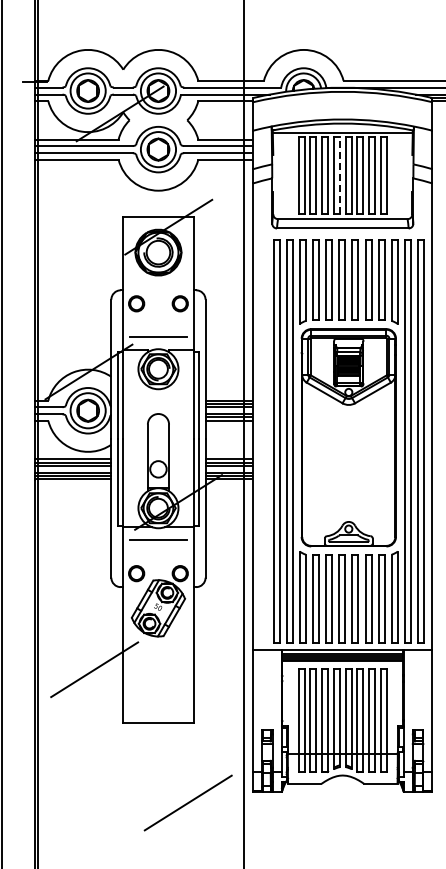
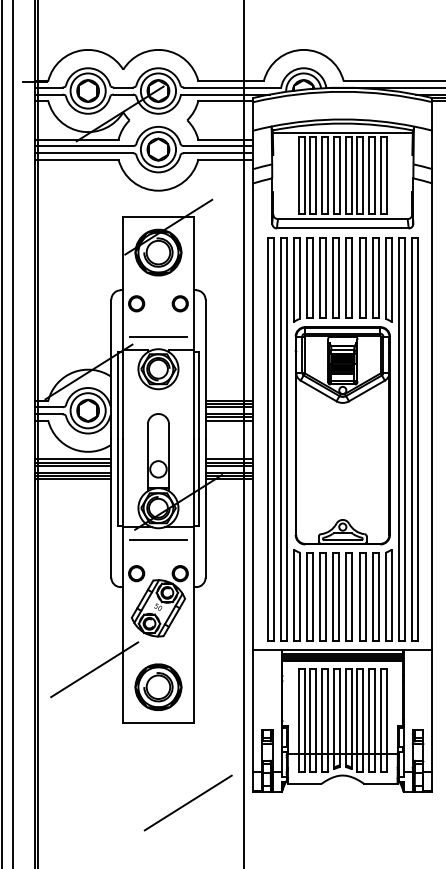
line: dashed -> solid (339, 175)
line: none -> present (13, 433)
part position: (348, 441) -> (342, 439) (342, 439)
part: none -> present (158, 686)
